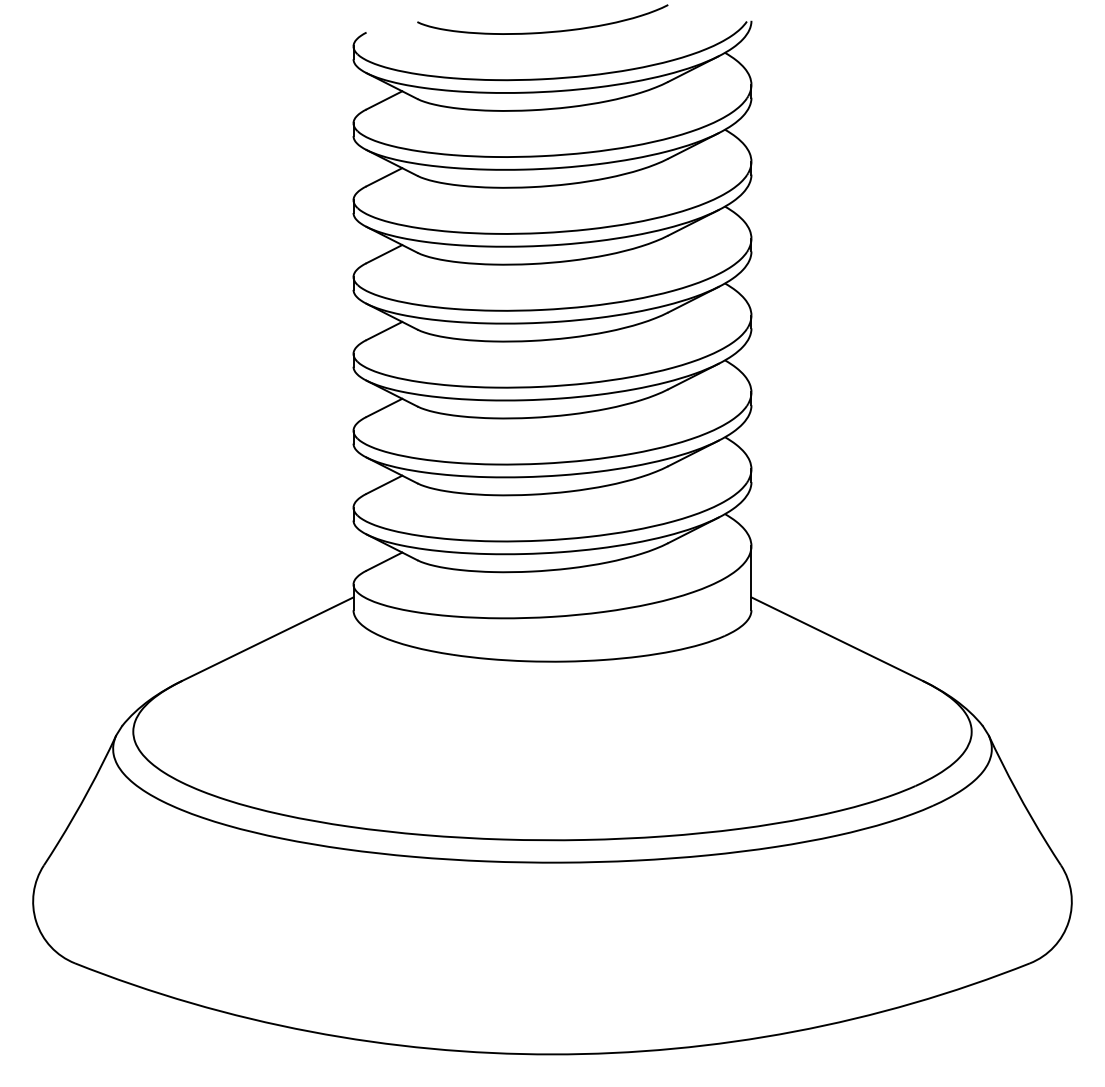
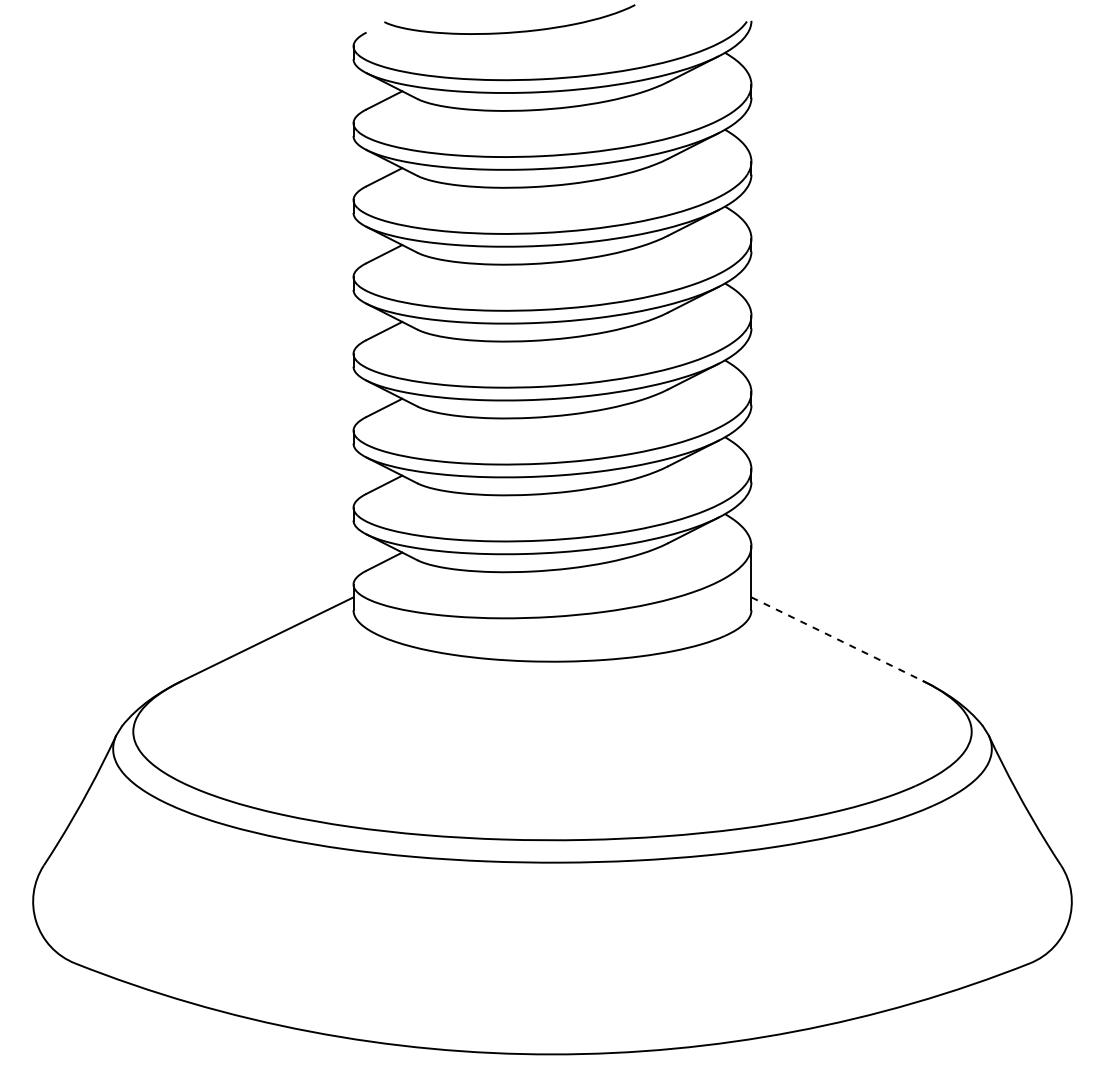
curve position: (542, 31) -> (509, 31) (509, 31)
line: solid -> dashed (837, 639)
